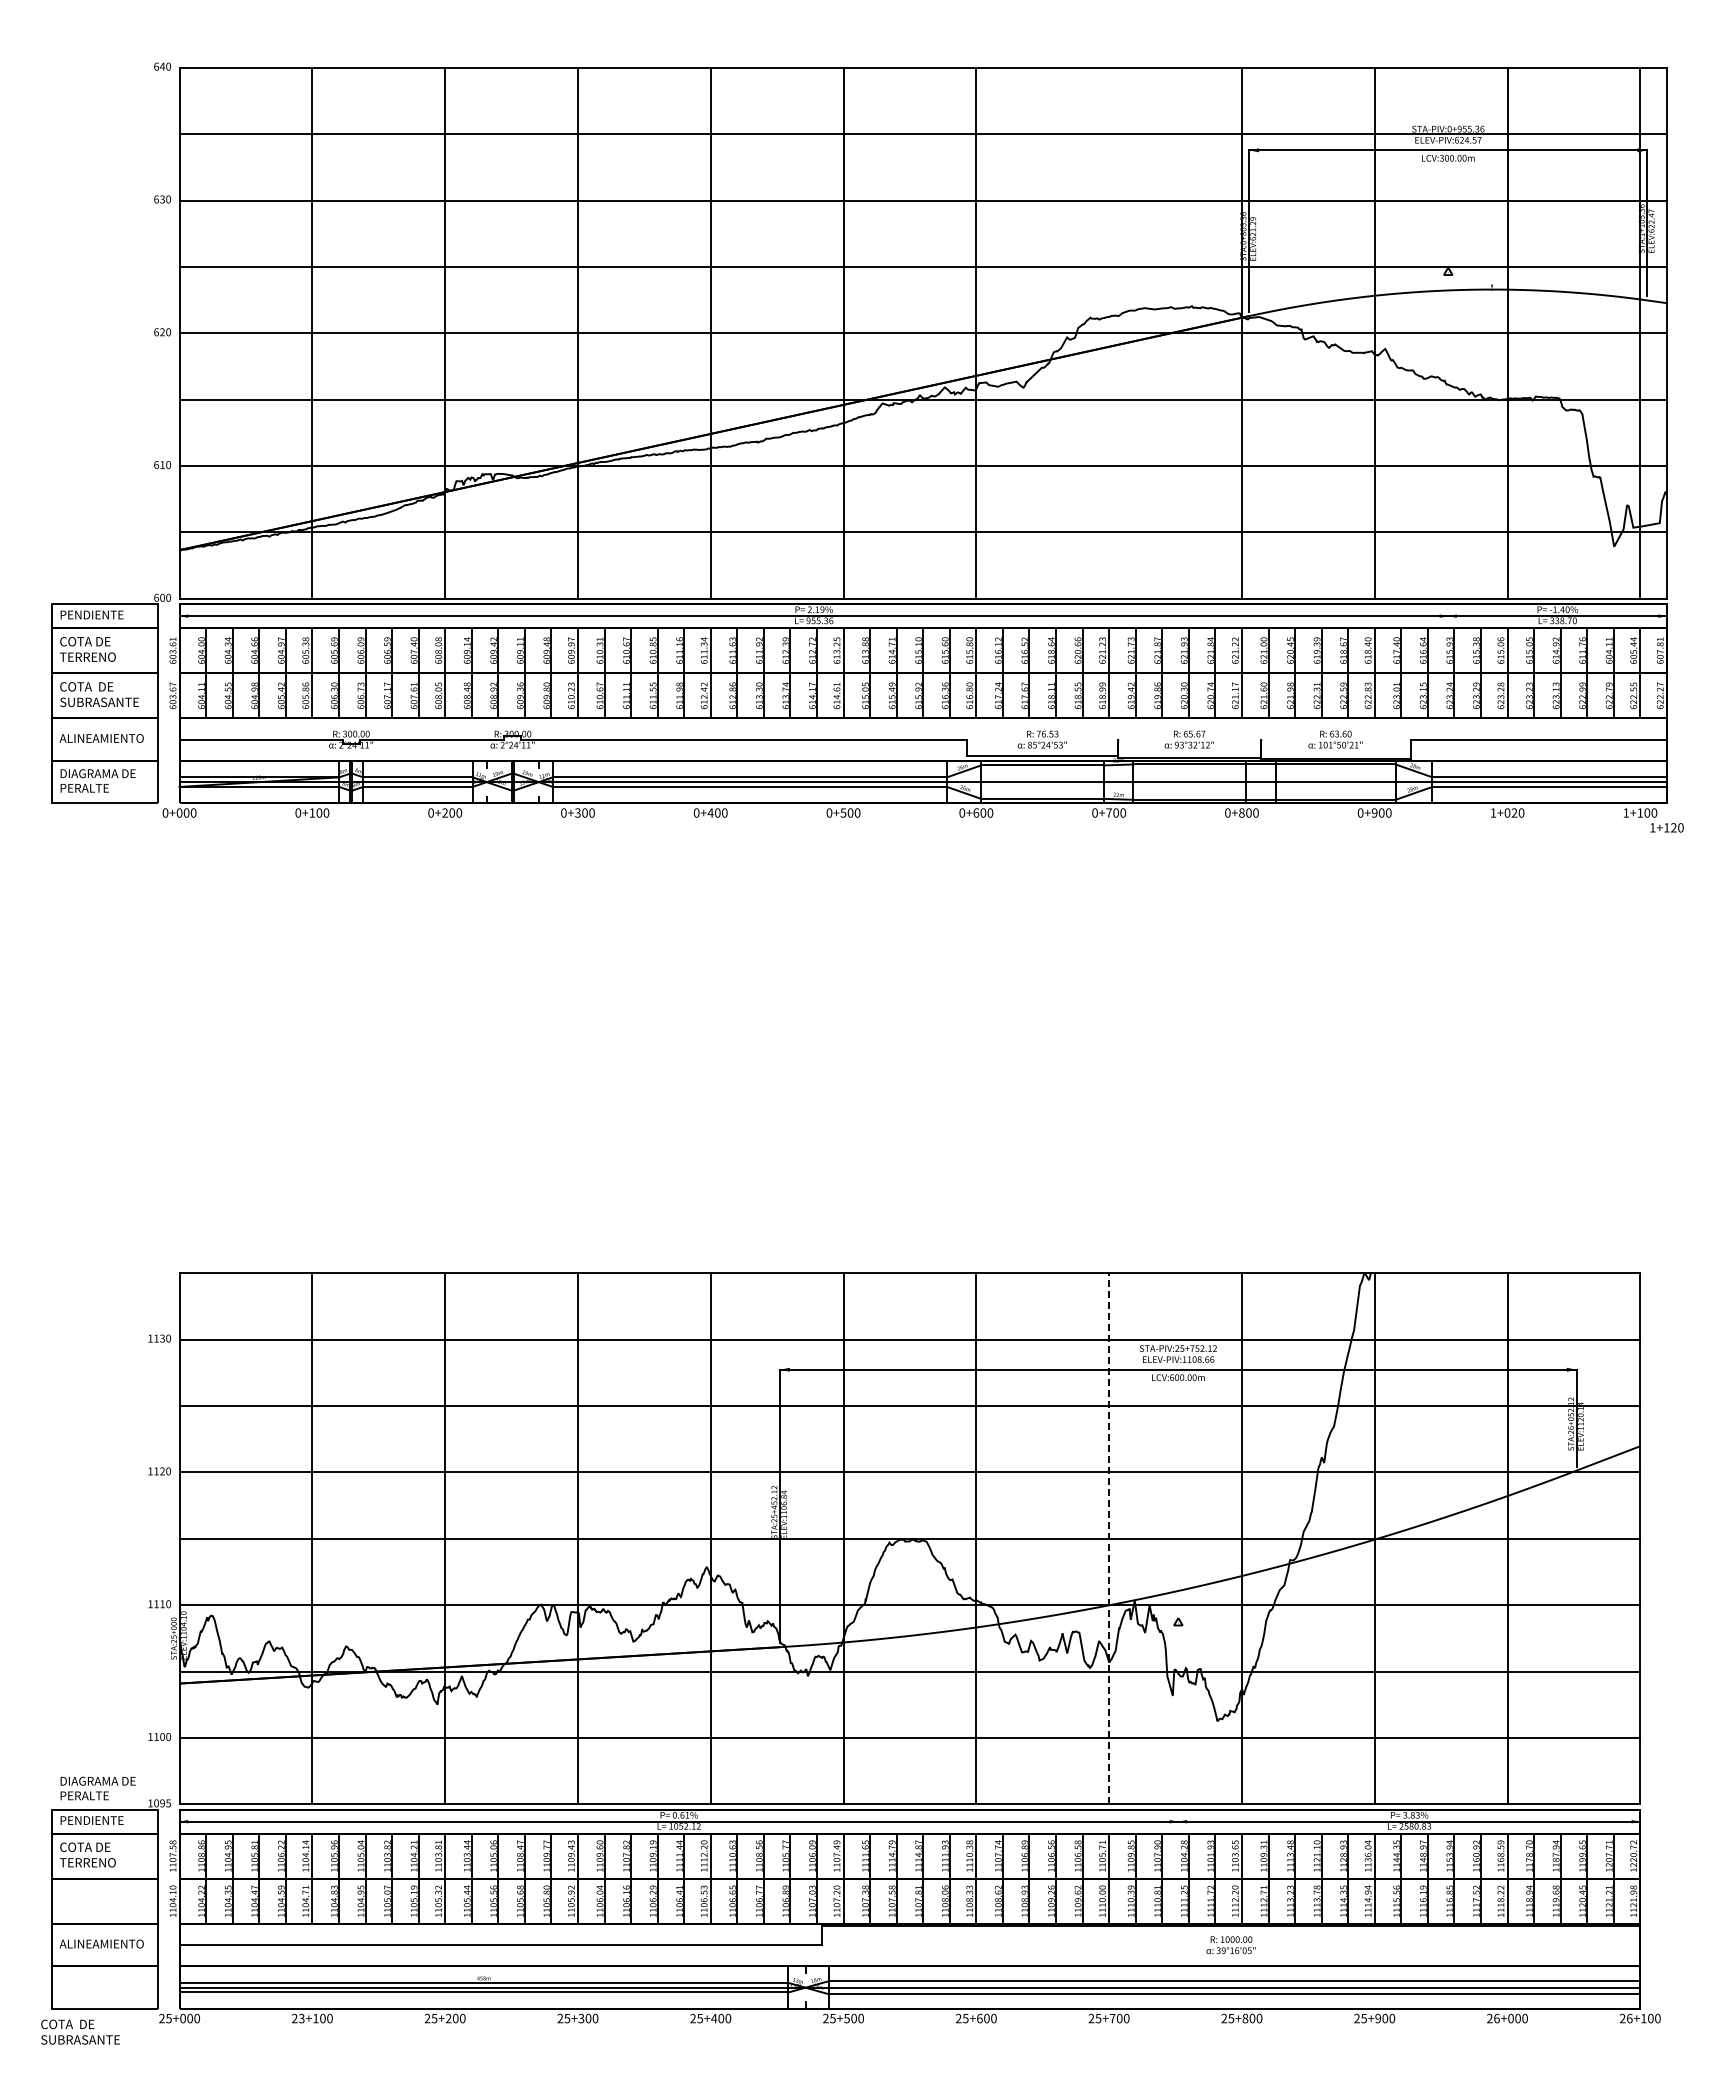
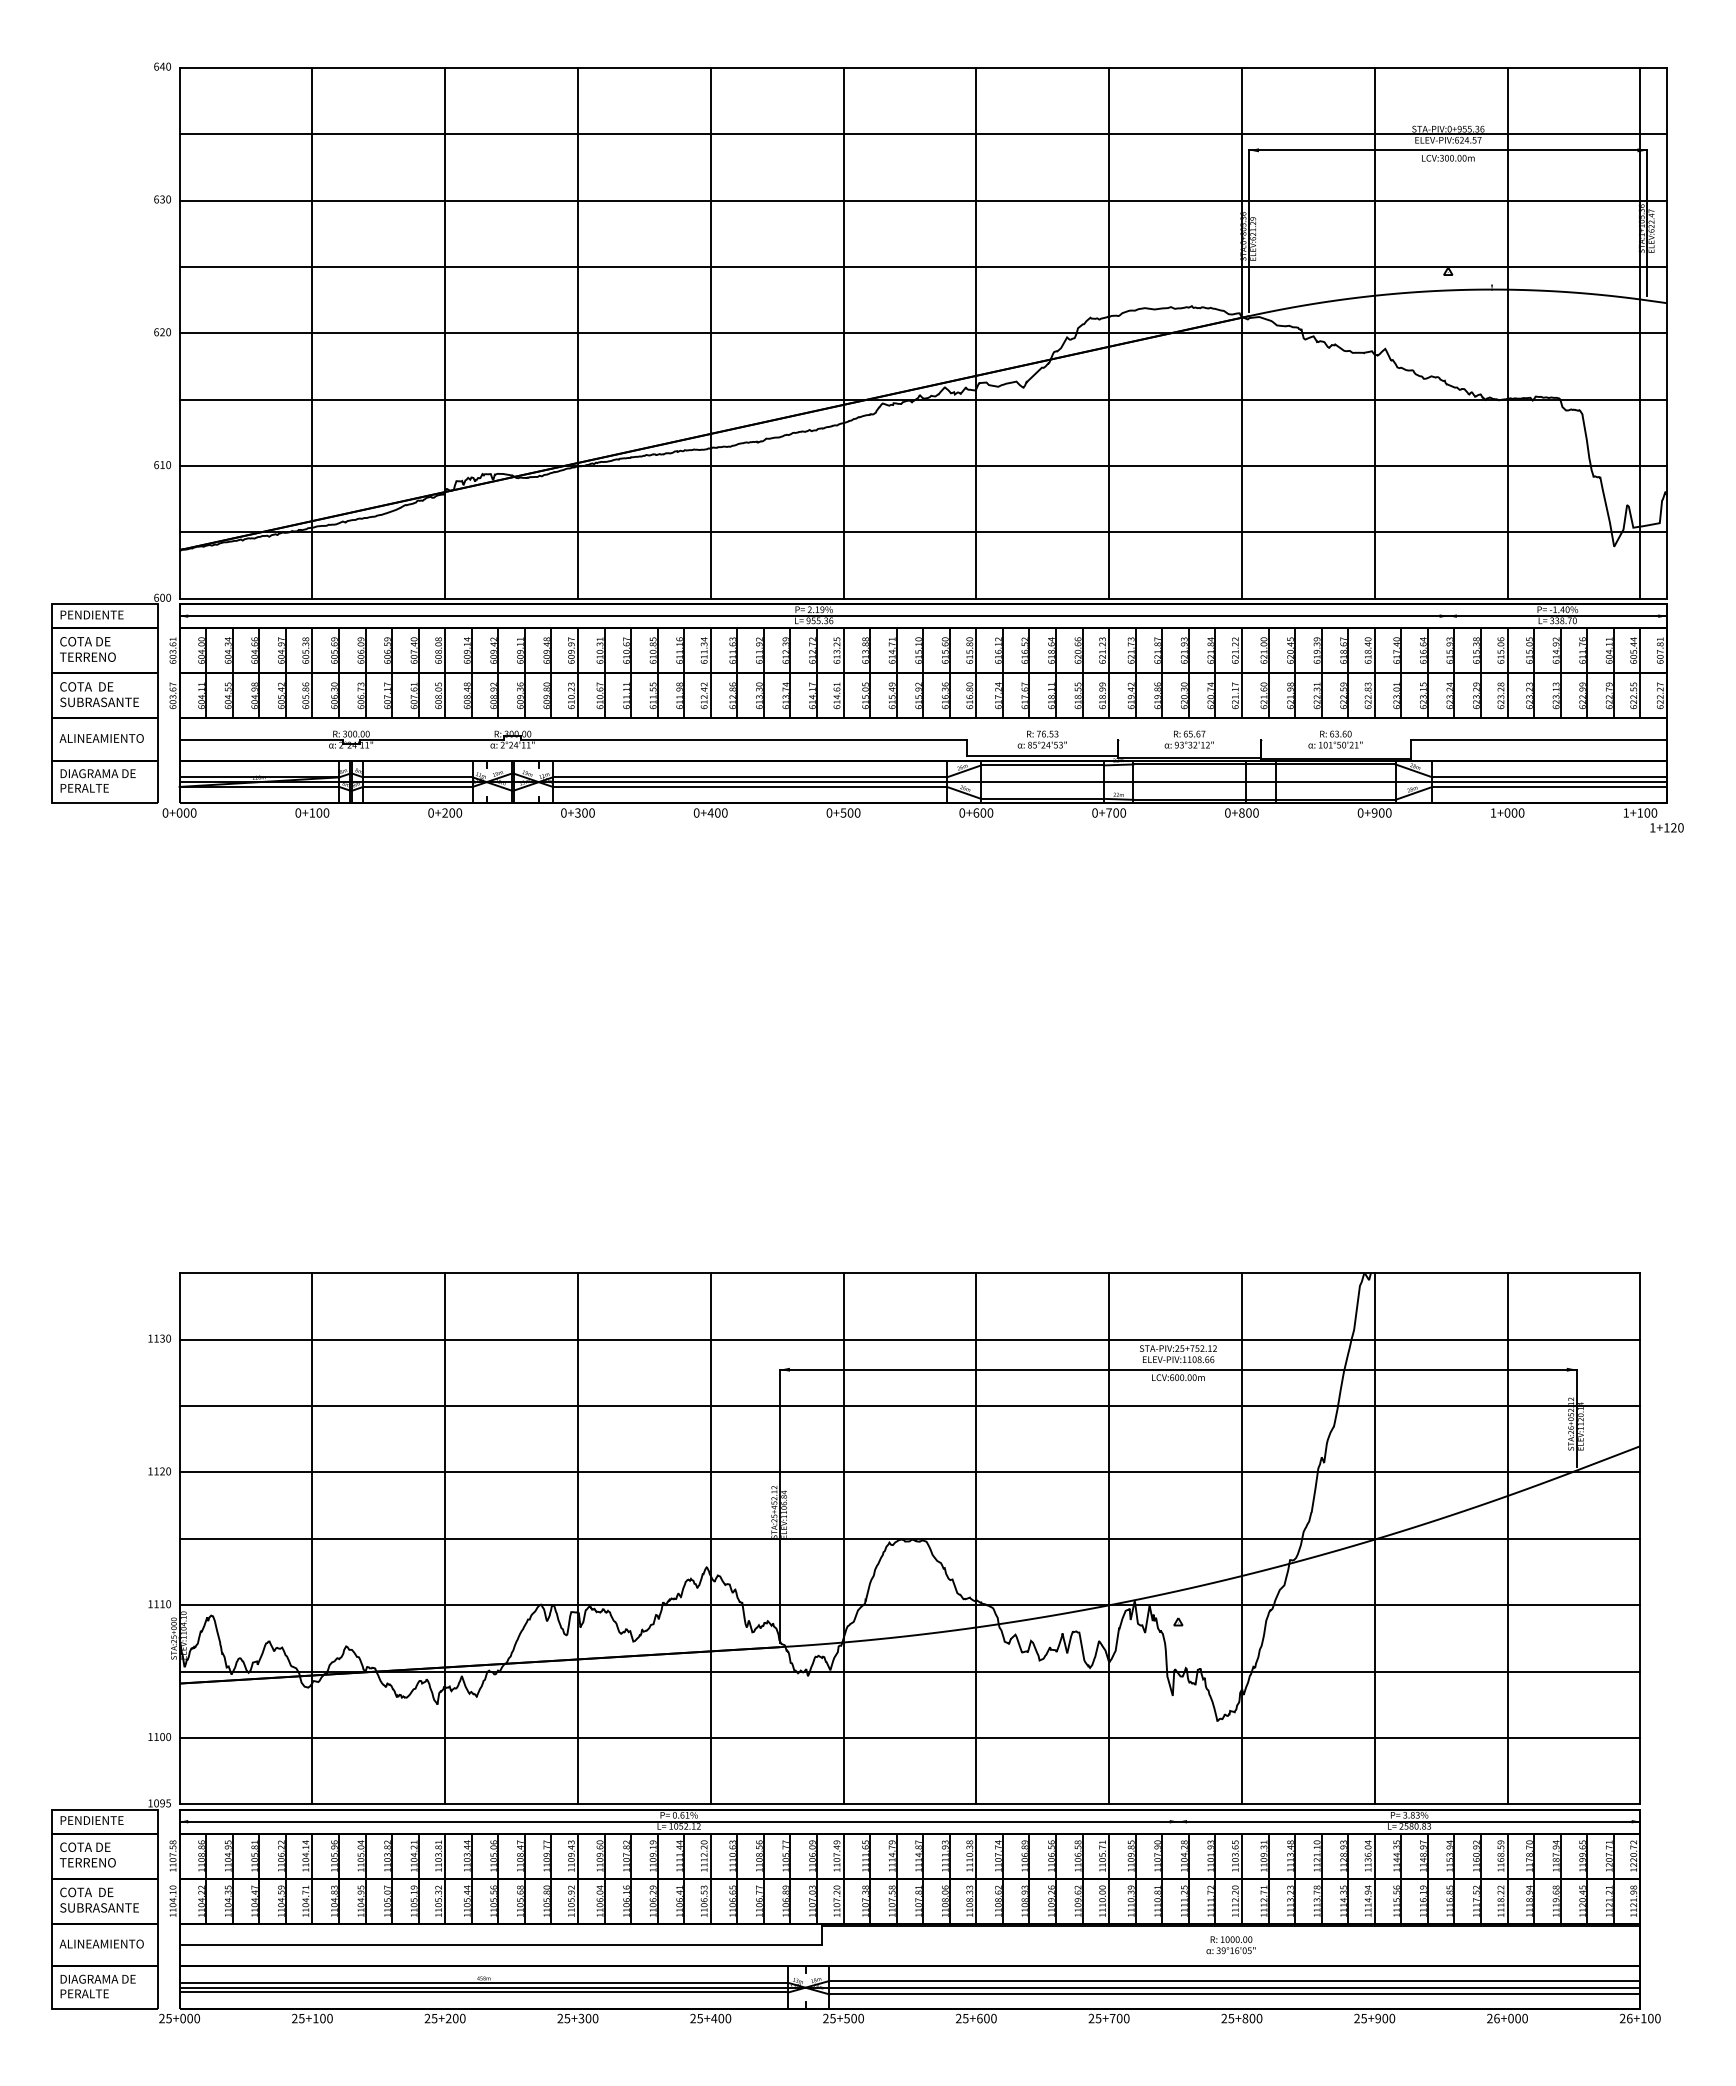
line: none -> present (1109, 332)
text: 1+020 -> 1+000 (1514, 812)
line: dashed -> solid (1109, 1538)
text position: (97, 1788) -> (97, 1986) (97, 1986)
text: 23+100 -> 25+100 (301, 2017)
text position: (80, 2031) -> (99, 1899) (99, 1899)
